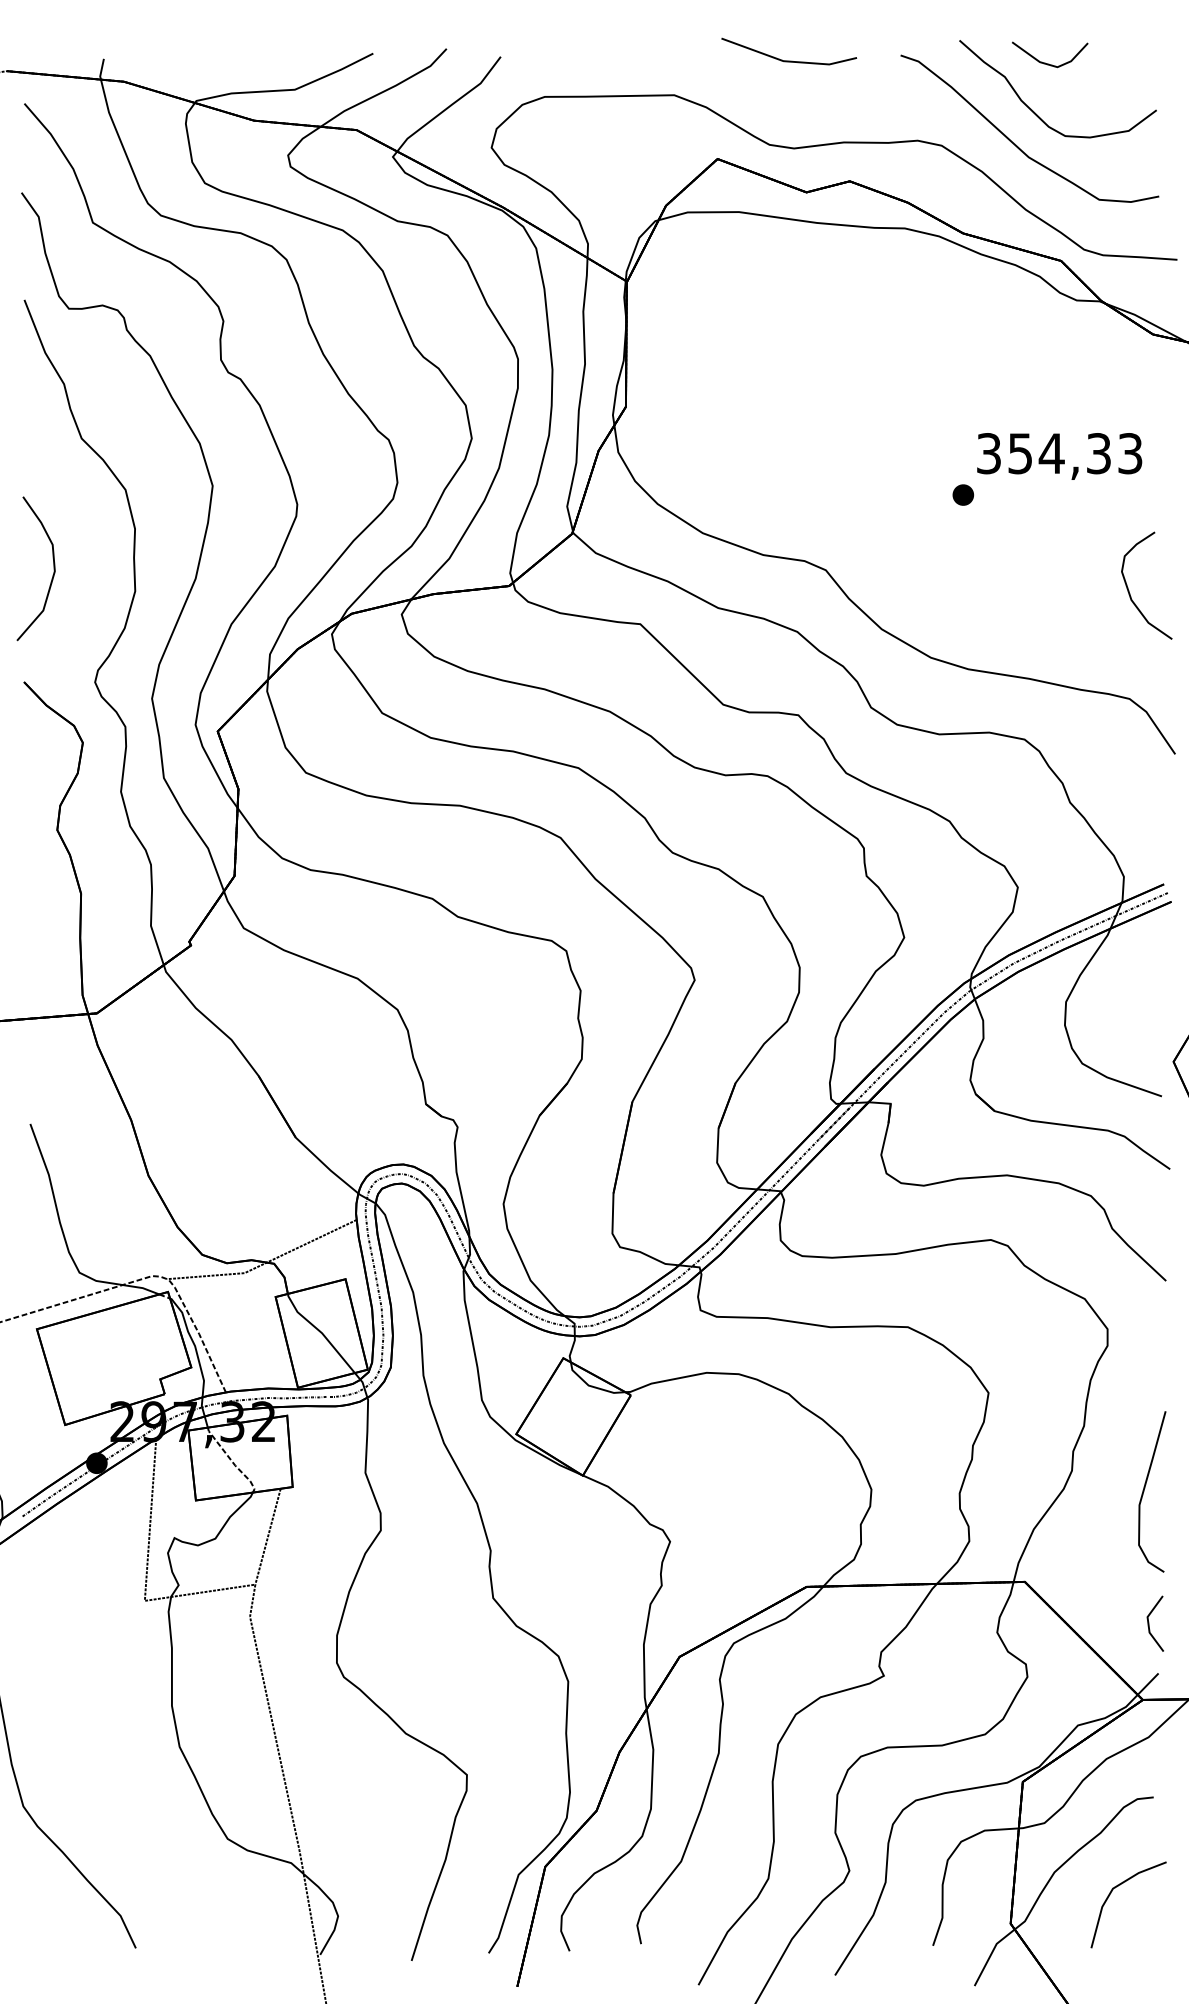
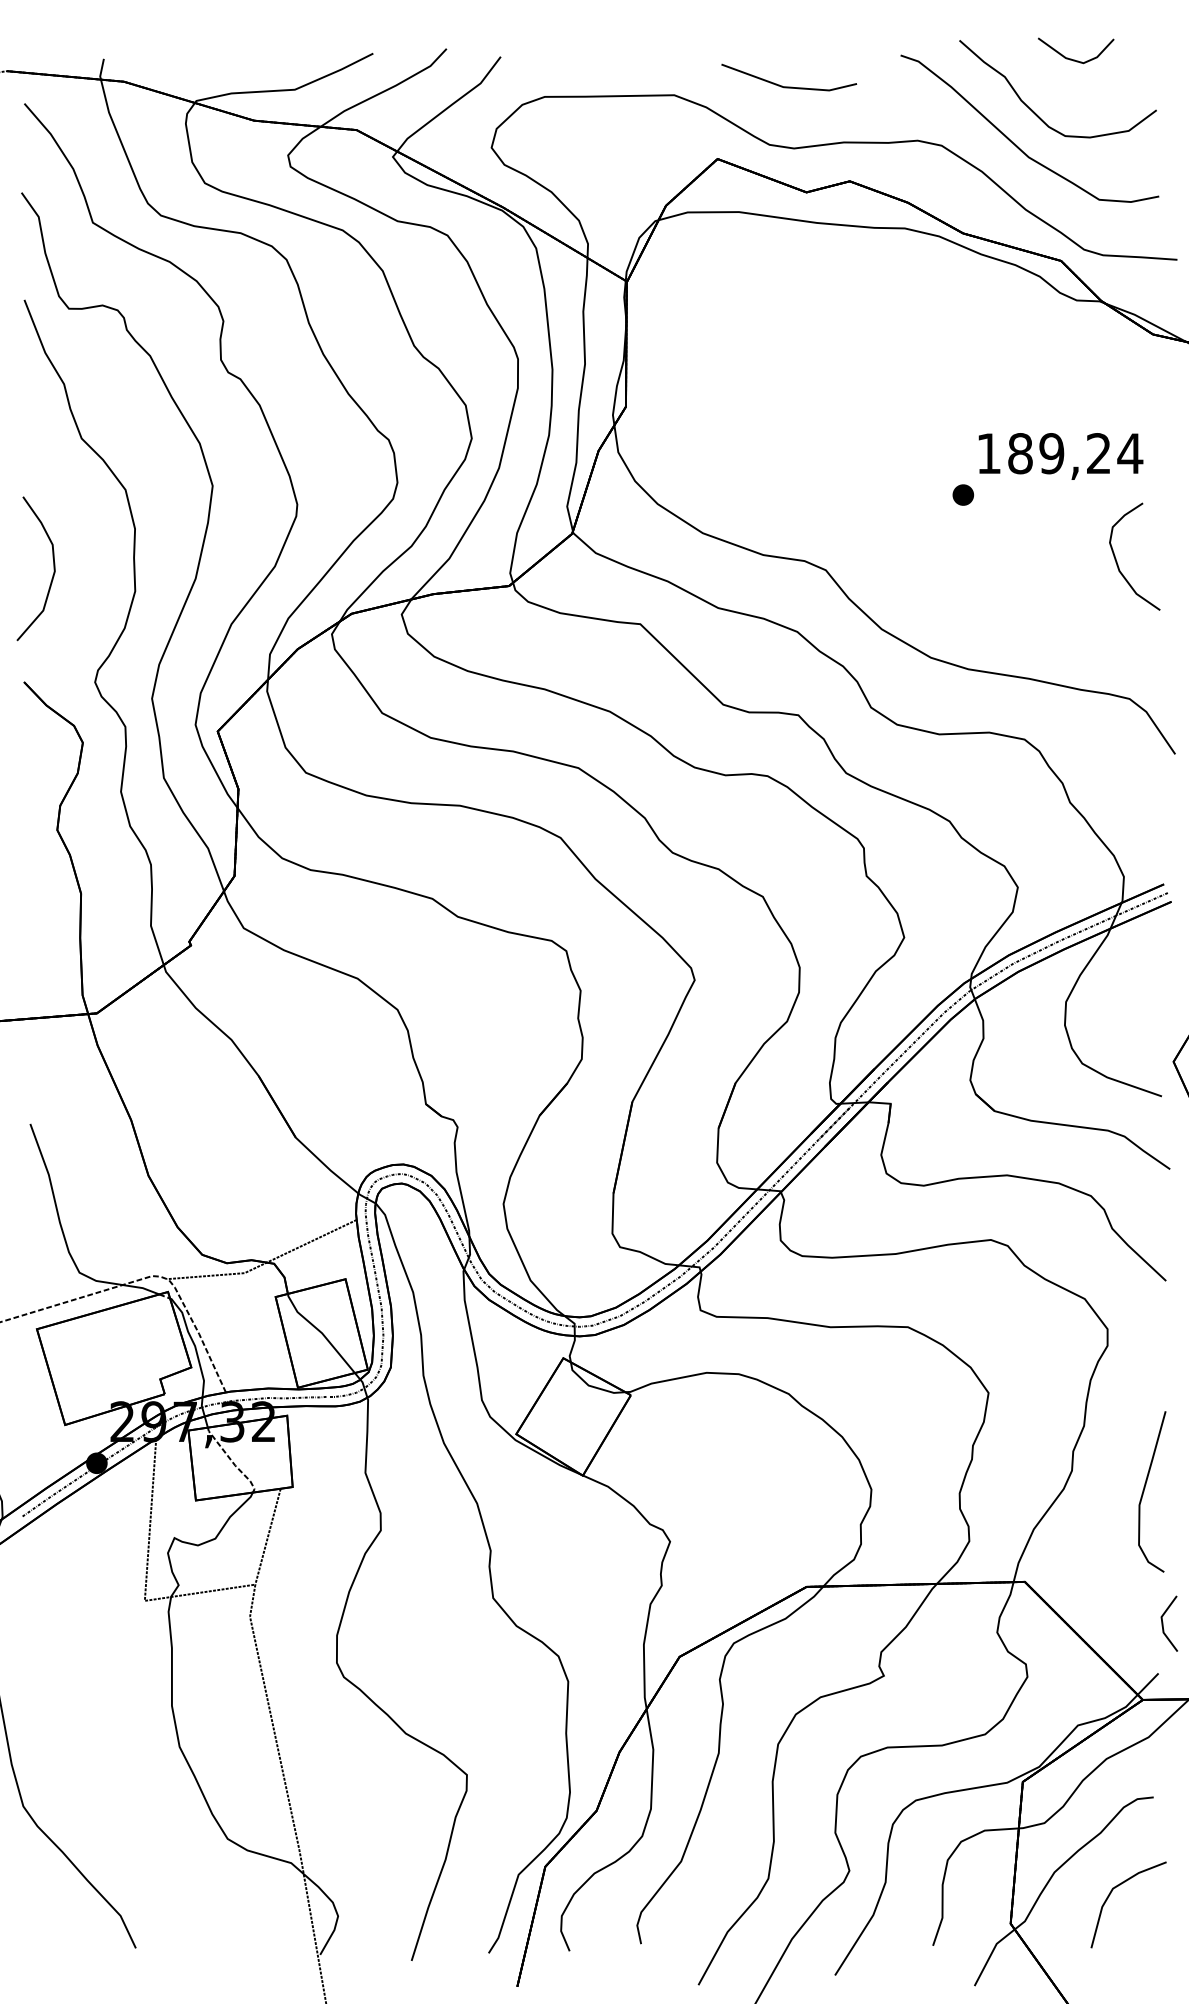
line position: (789, 60) -> (789, 86) (789, 86)
line position: (1048, 63) -> (1074, 59) (1074, 59)
text: 354,33 -> 189,24 (1060, 453)
curve position: (1129, 590) -> (1117, 561) (1117, 561)
line position: (1149, 1623) -> (1163, 1623) (1163, 1623)
